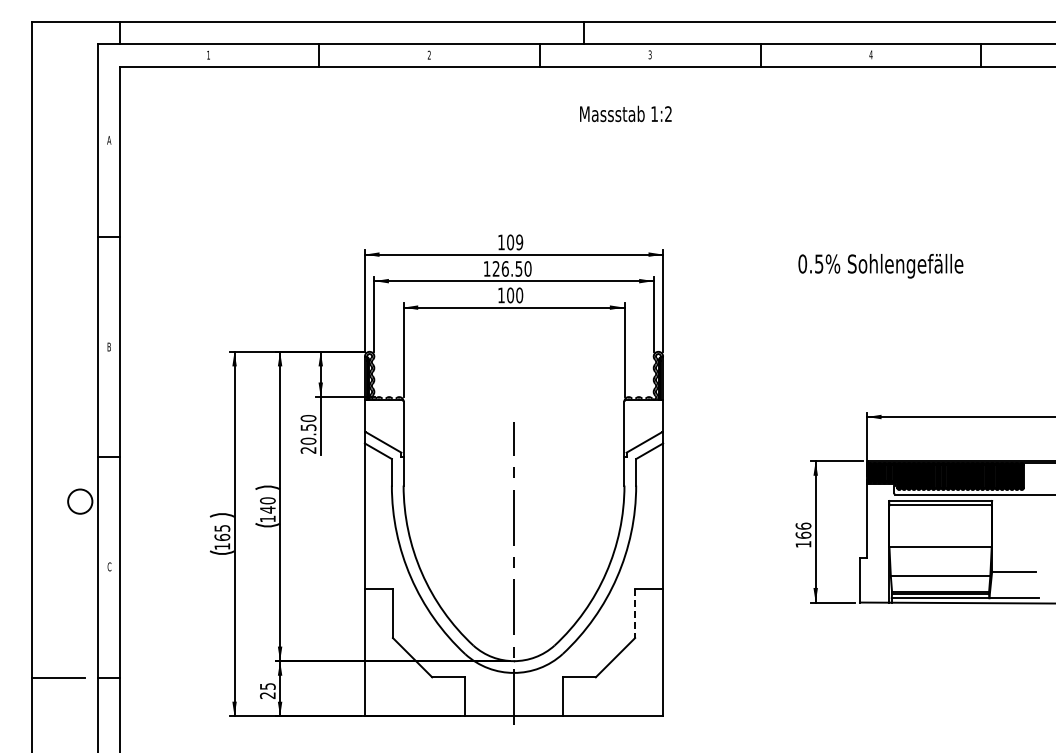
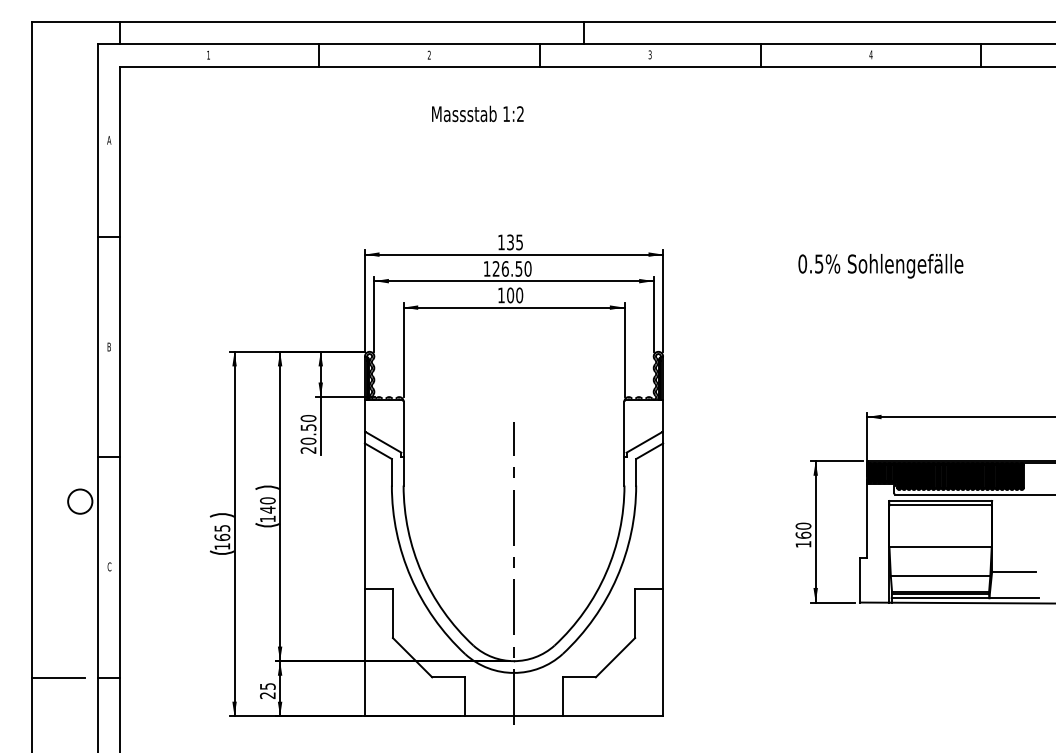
text position: (625, 113) -> (477, 113) (477, 113)
text: 109 -> 135 (515, 242)
text: 166 -> 160 (802, 525)
line: dashed -> solid (635, 613)
